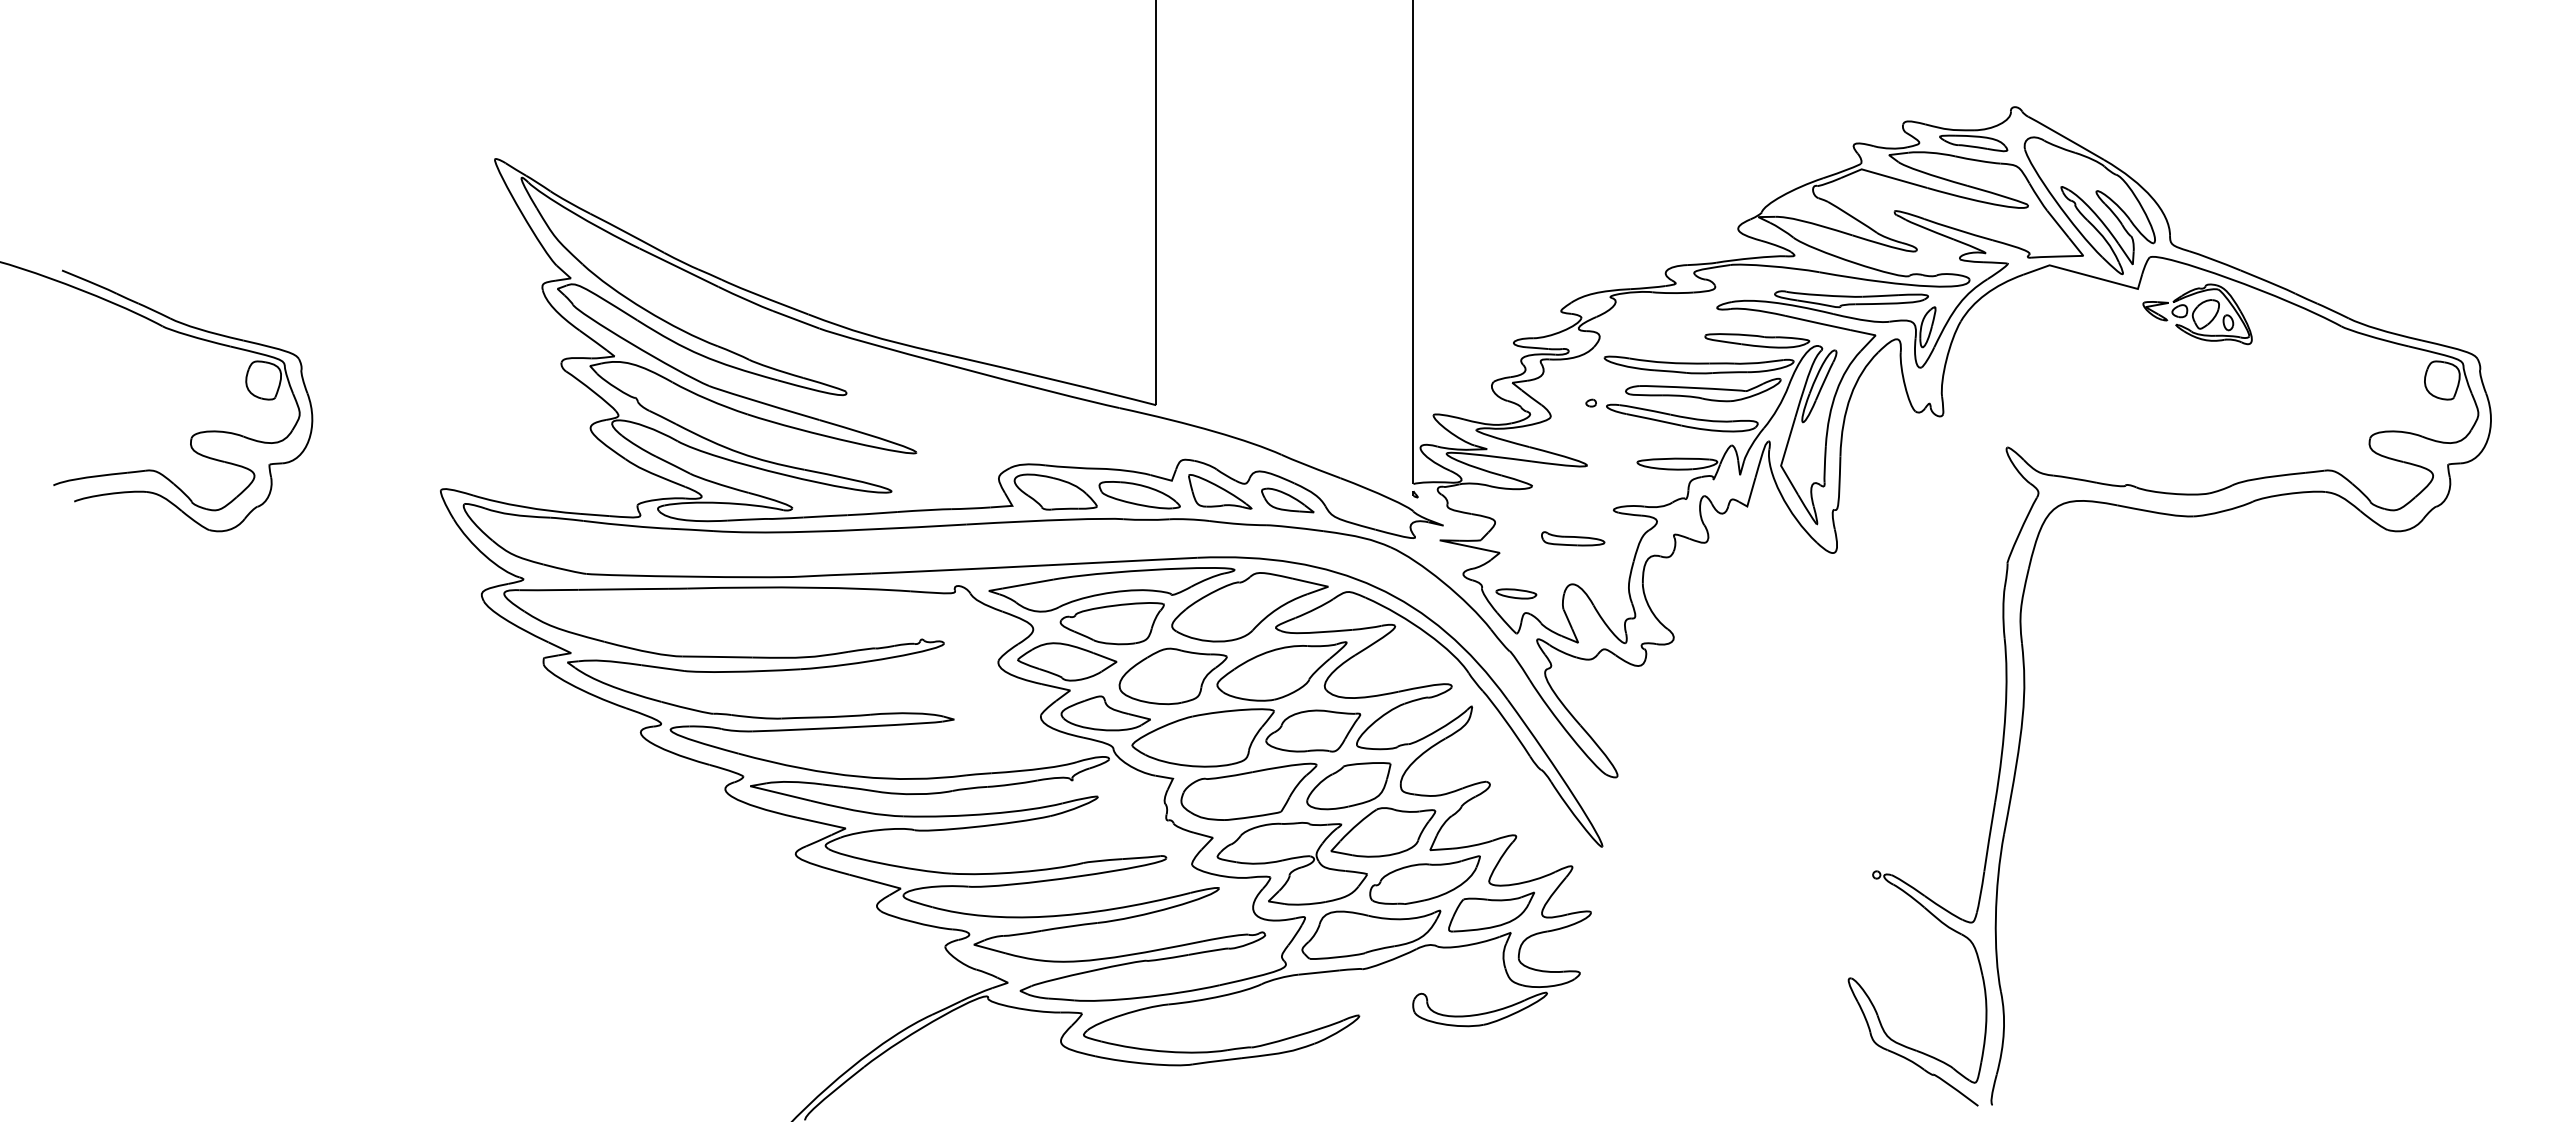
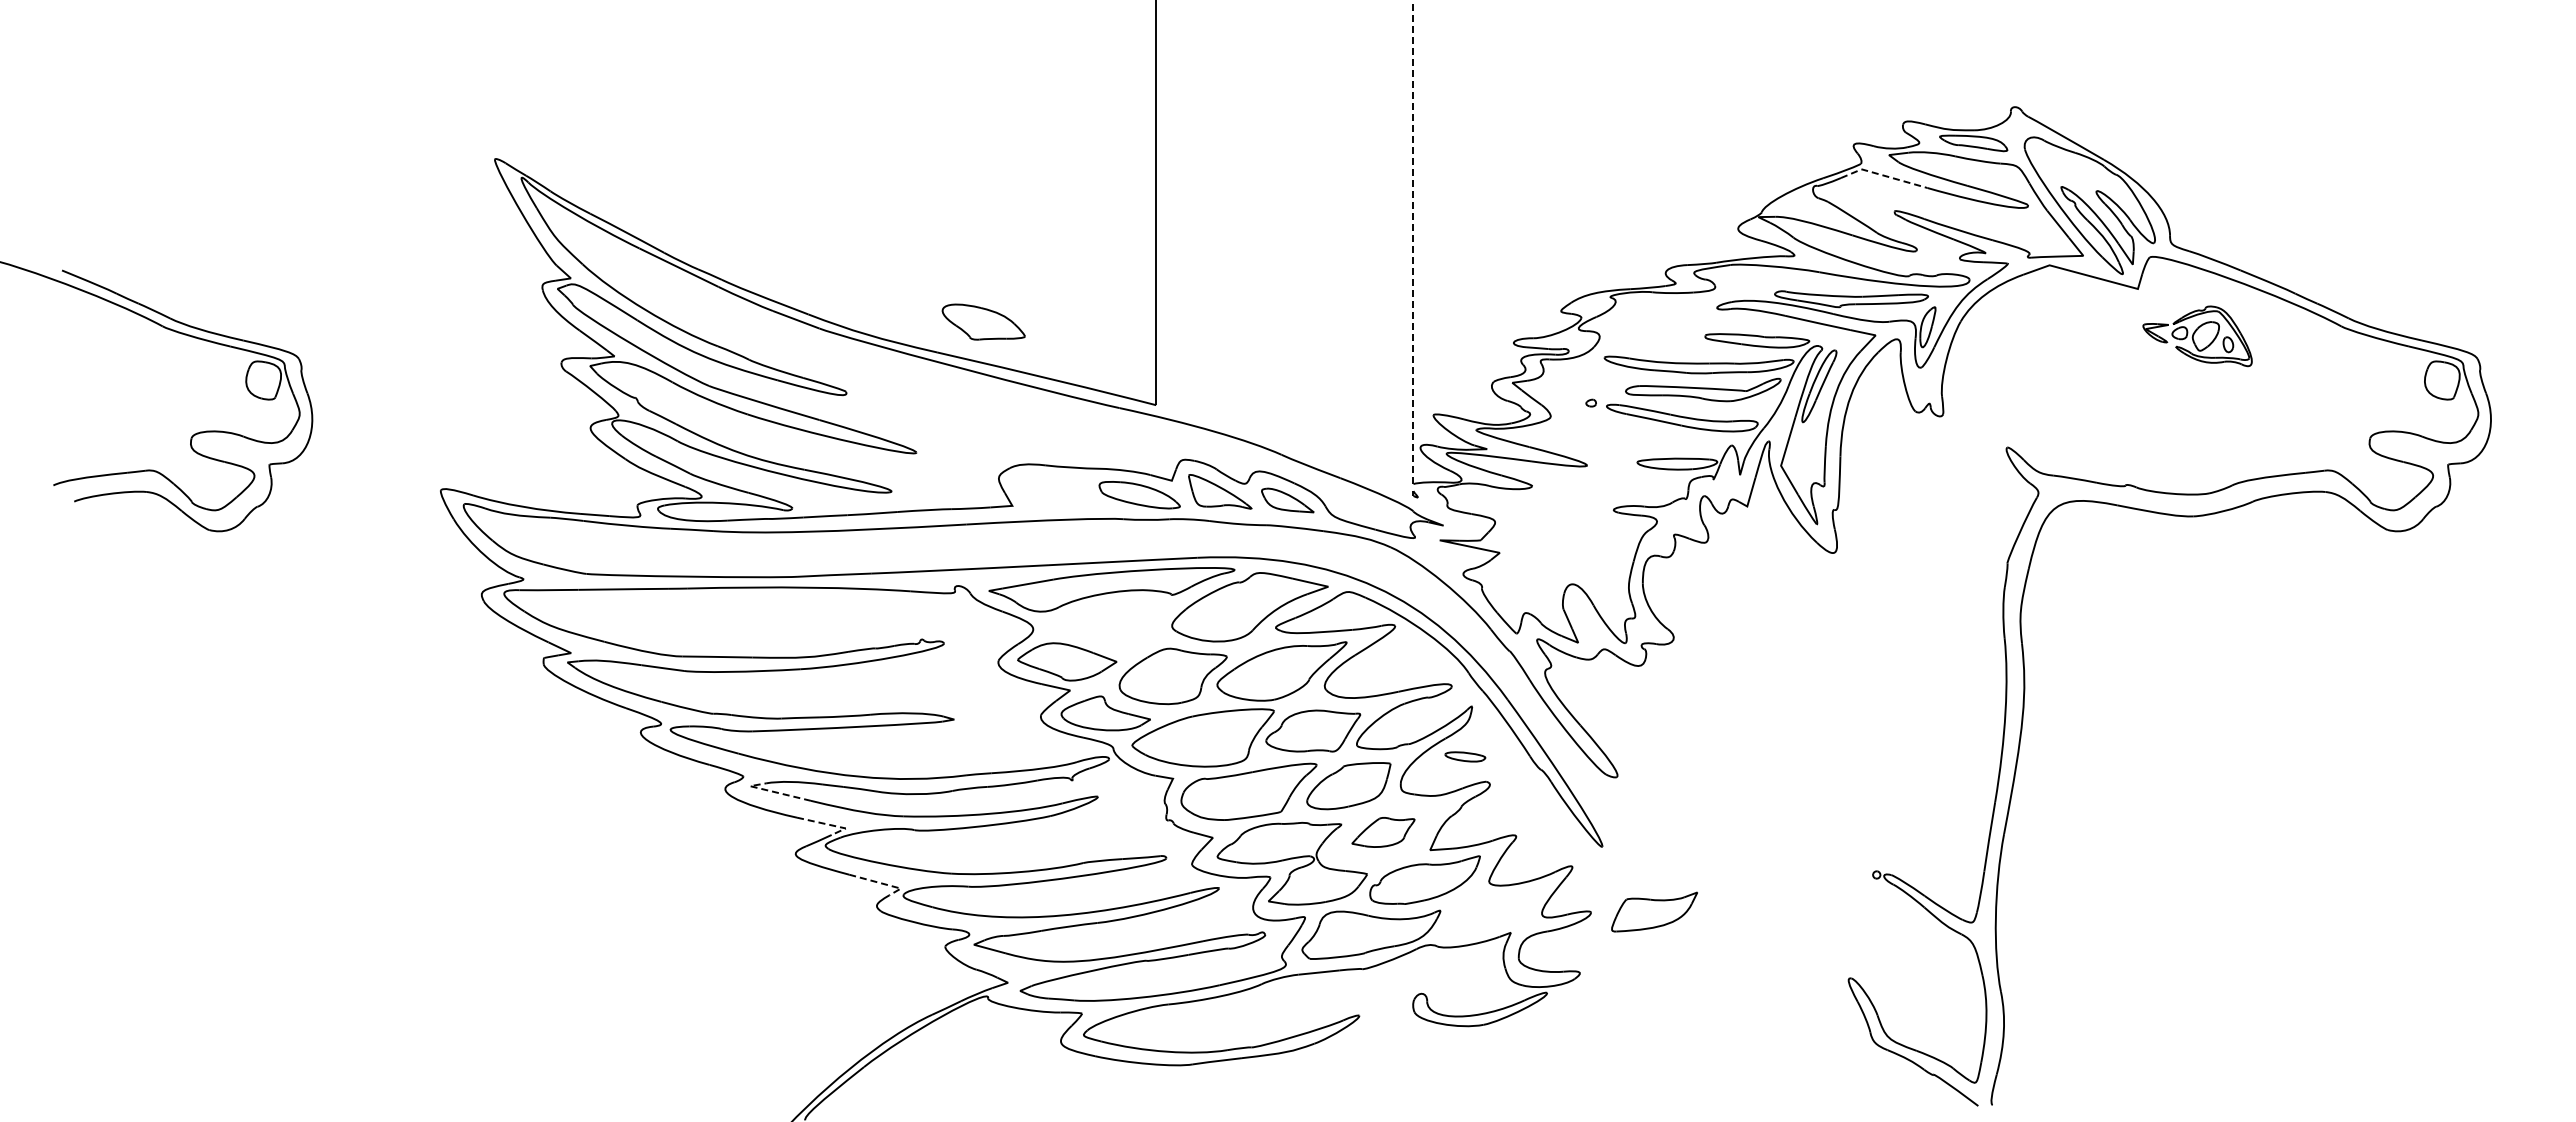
line: solid -> dashed (1883, 175)
line: solid -> dashed (1413, 242)
part position: (2197, 314) -> (2197, 336) (2197, 336)
part position: (1055, 491) -> (983, 321) (983, 321)
part: present -> none (1573, 538)
part position: (1516, 593) -> (1465, 756) (1465, 756)
part: present -> none (1111, 623)
line: solid -> dashed (771, 791)
line: solid -> dashed (830, 825)
part size: 107x51 px -> 65x31 px (1383, 832)
line: solid -> dashed (882, 883)
part position: (1491, 911) -> (1654, 911) (1654, 911)
